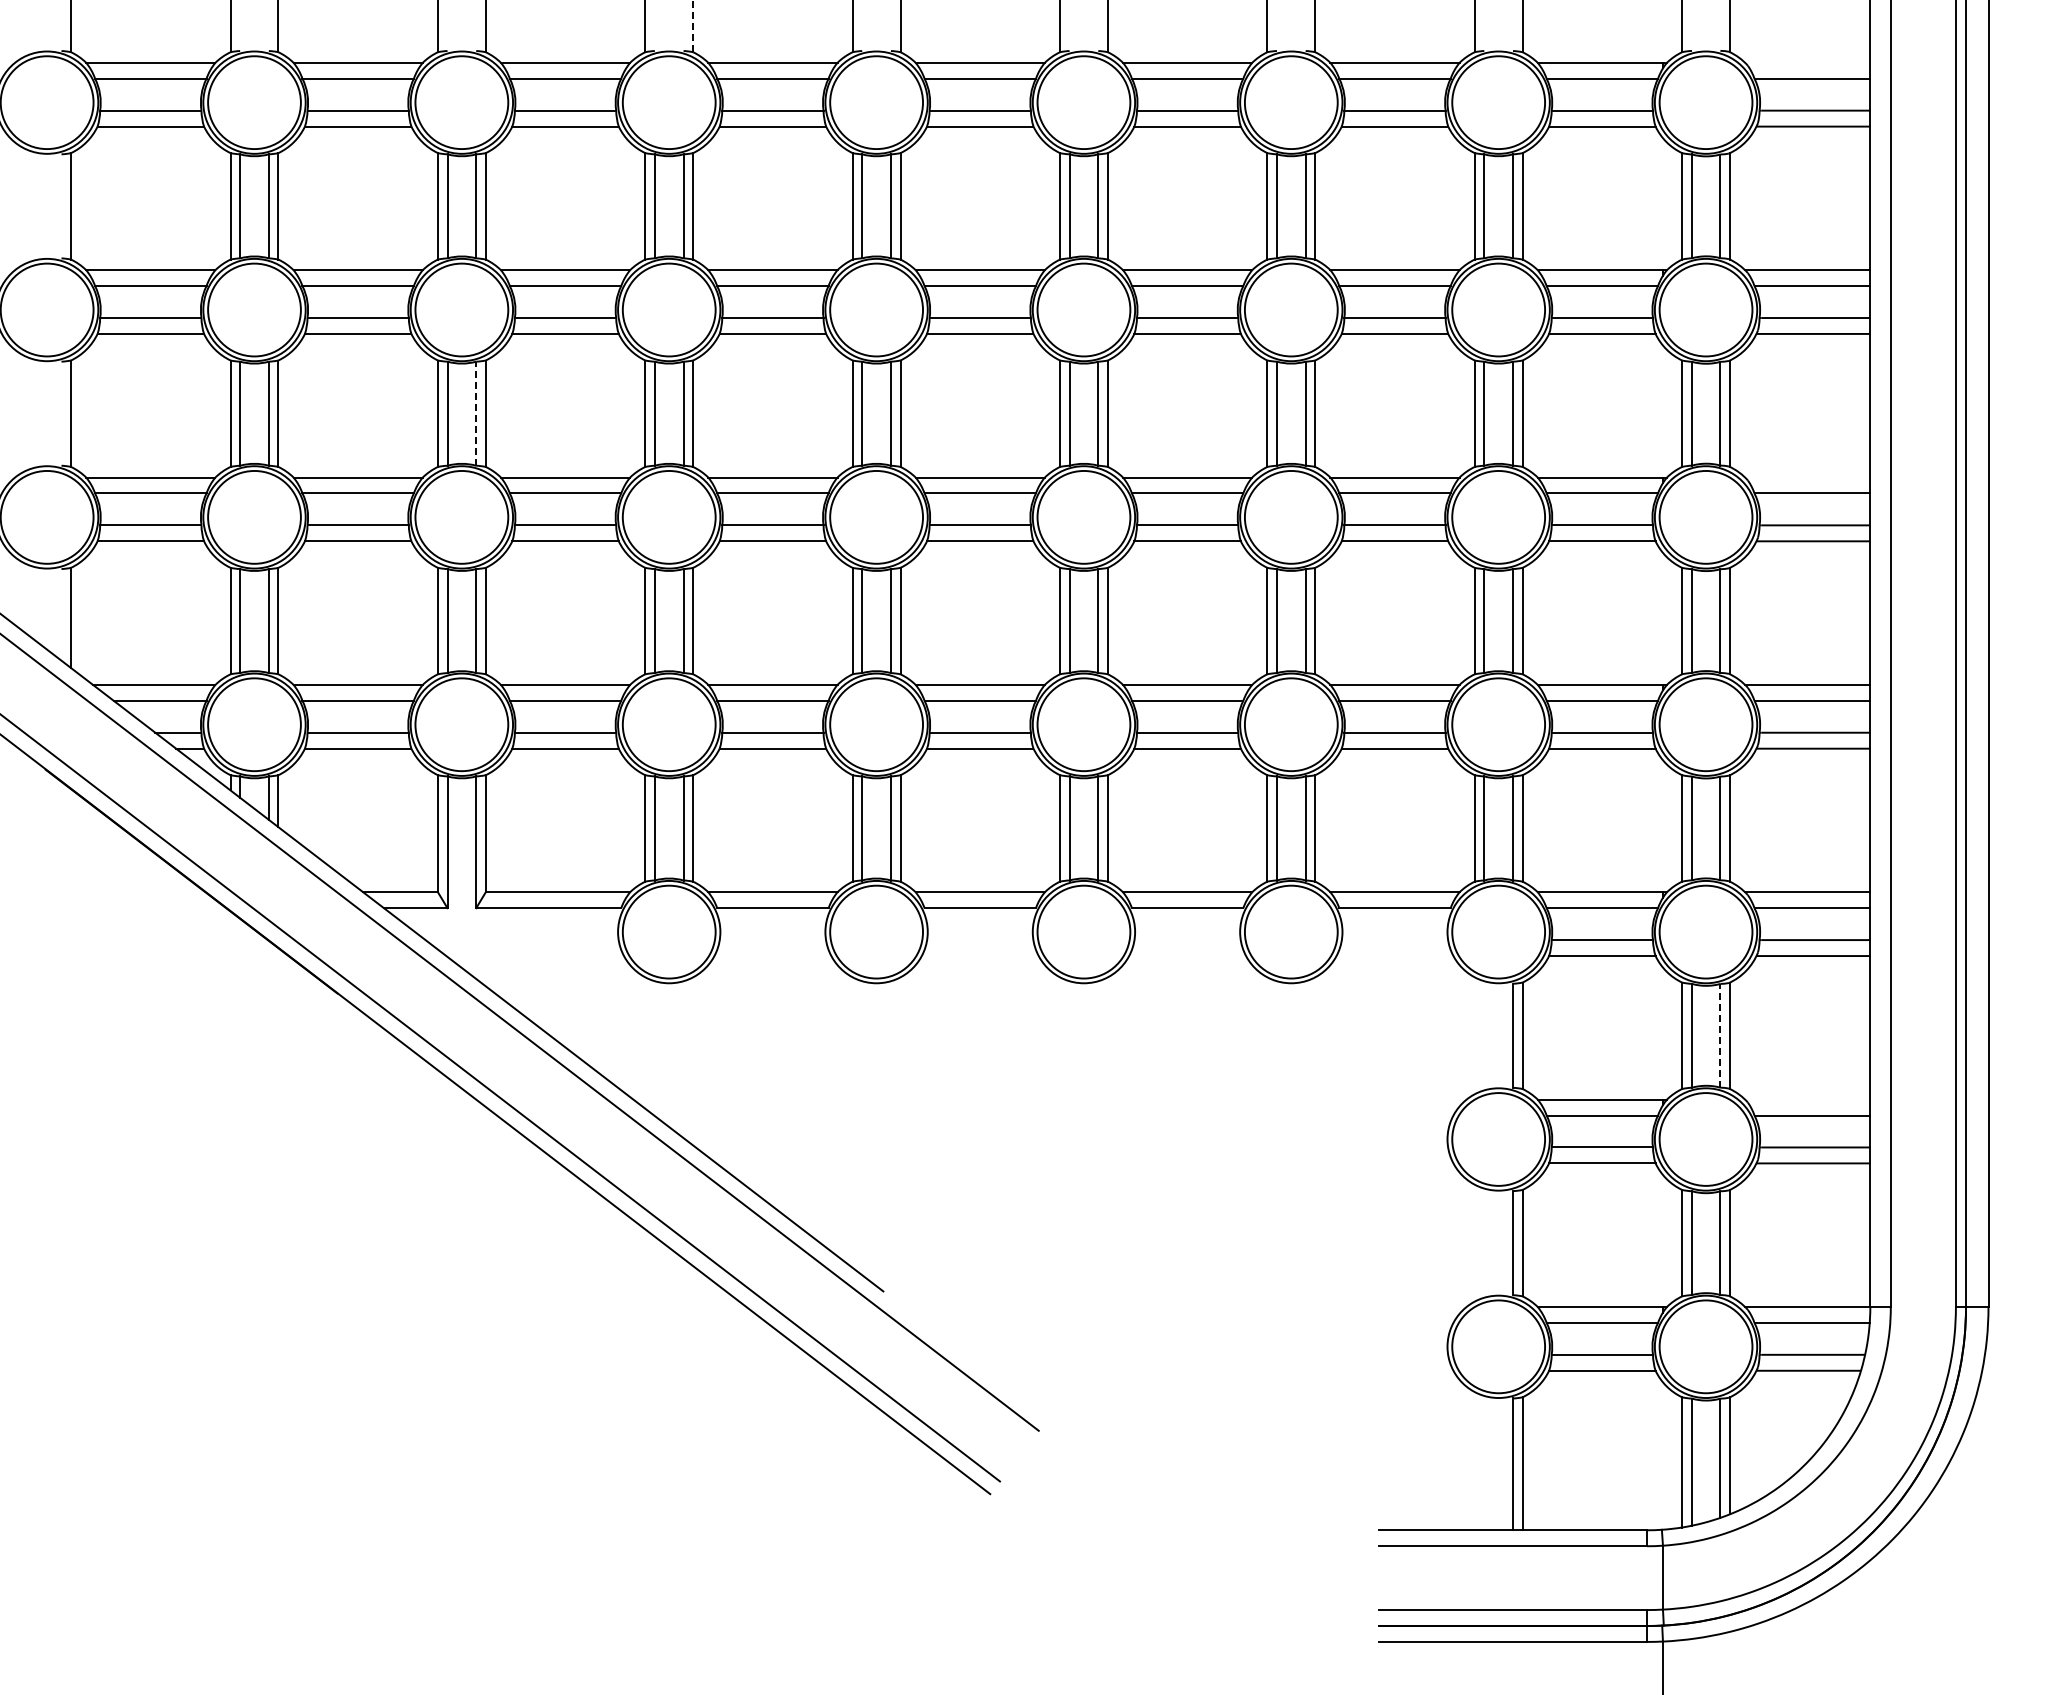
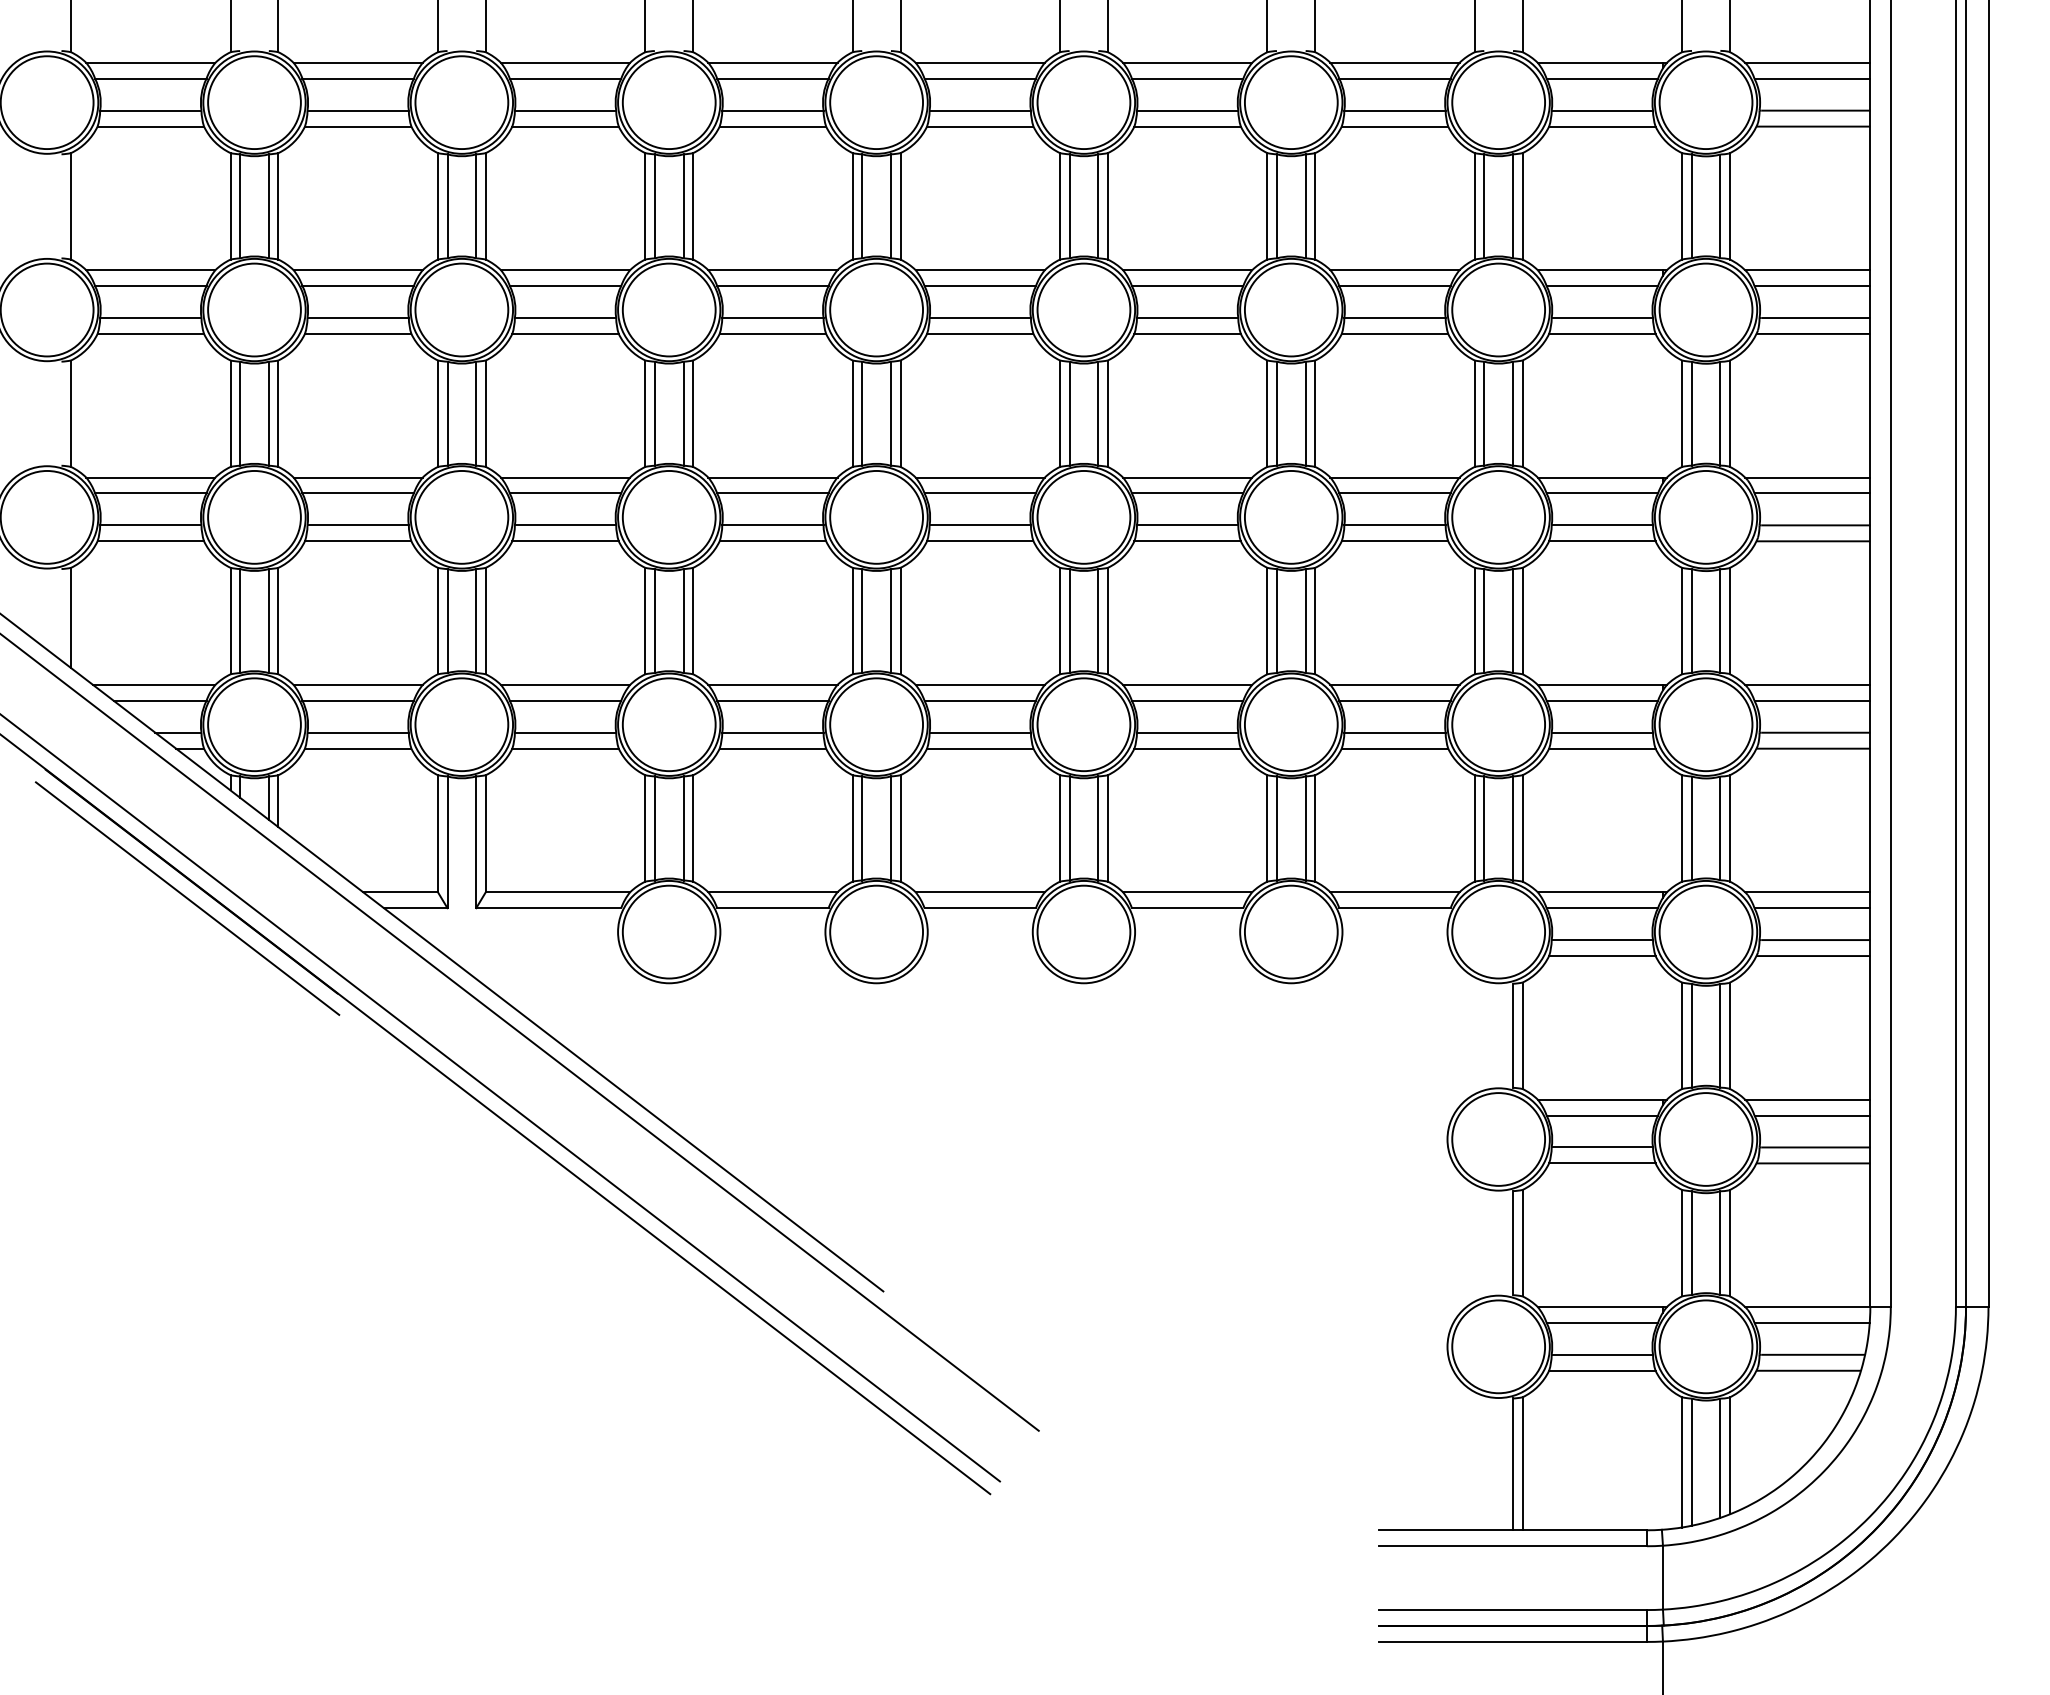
line: dashed -> solid (693, 26)
line: none -> present (1807, 62)
line: dashed -> solid (476, 413)
line: none -> present (1807, 477)
line: none -> present (187, 898)
line: dashed -> solid (1720, 1035)
line: none -> present (1807, 1099)
